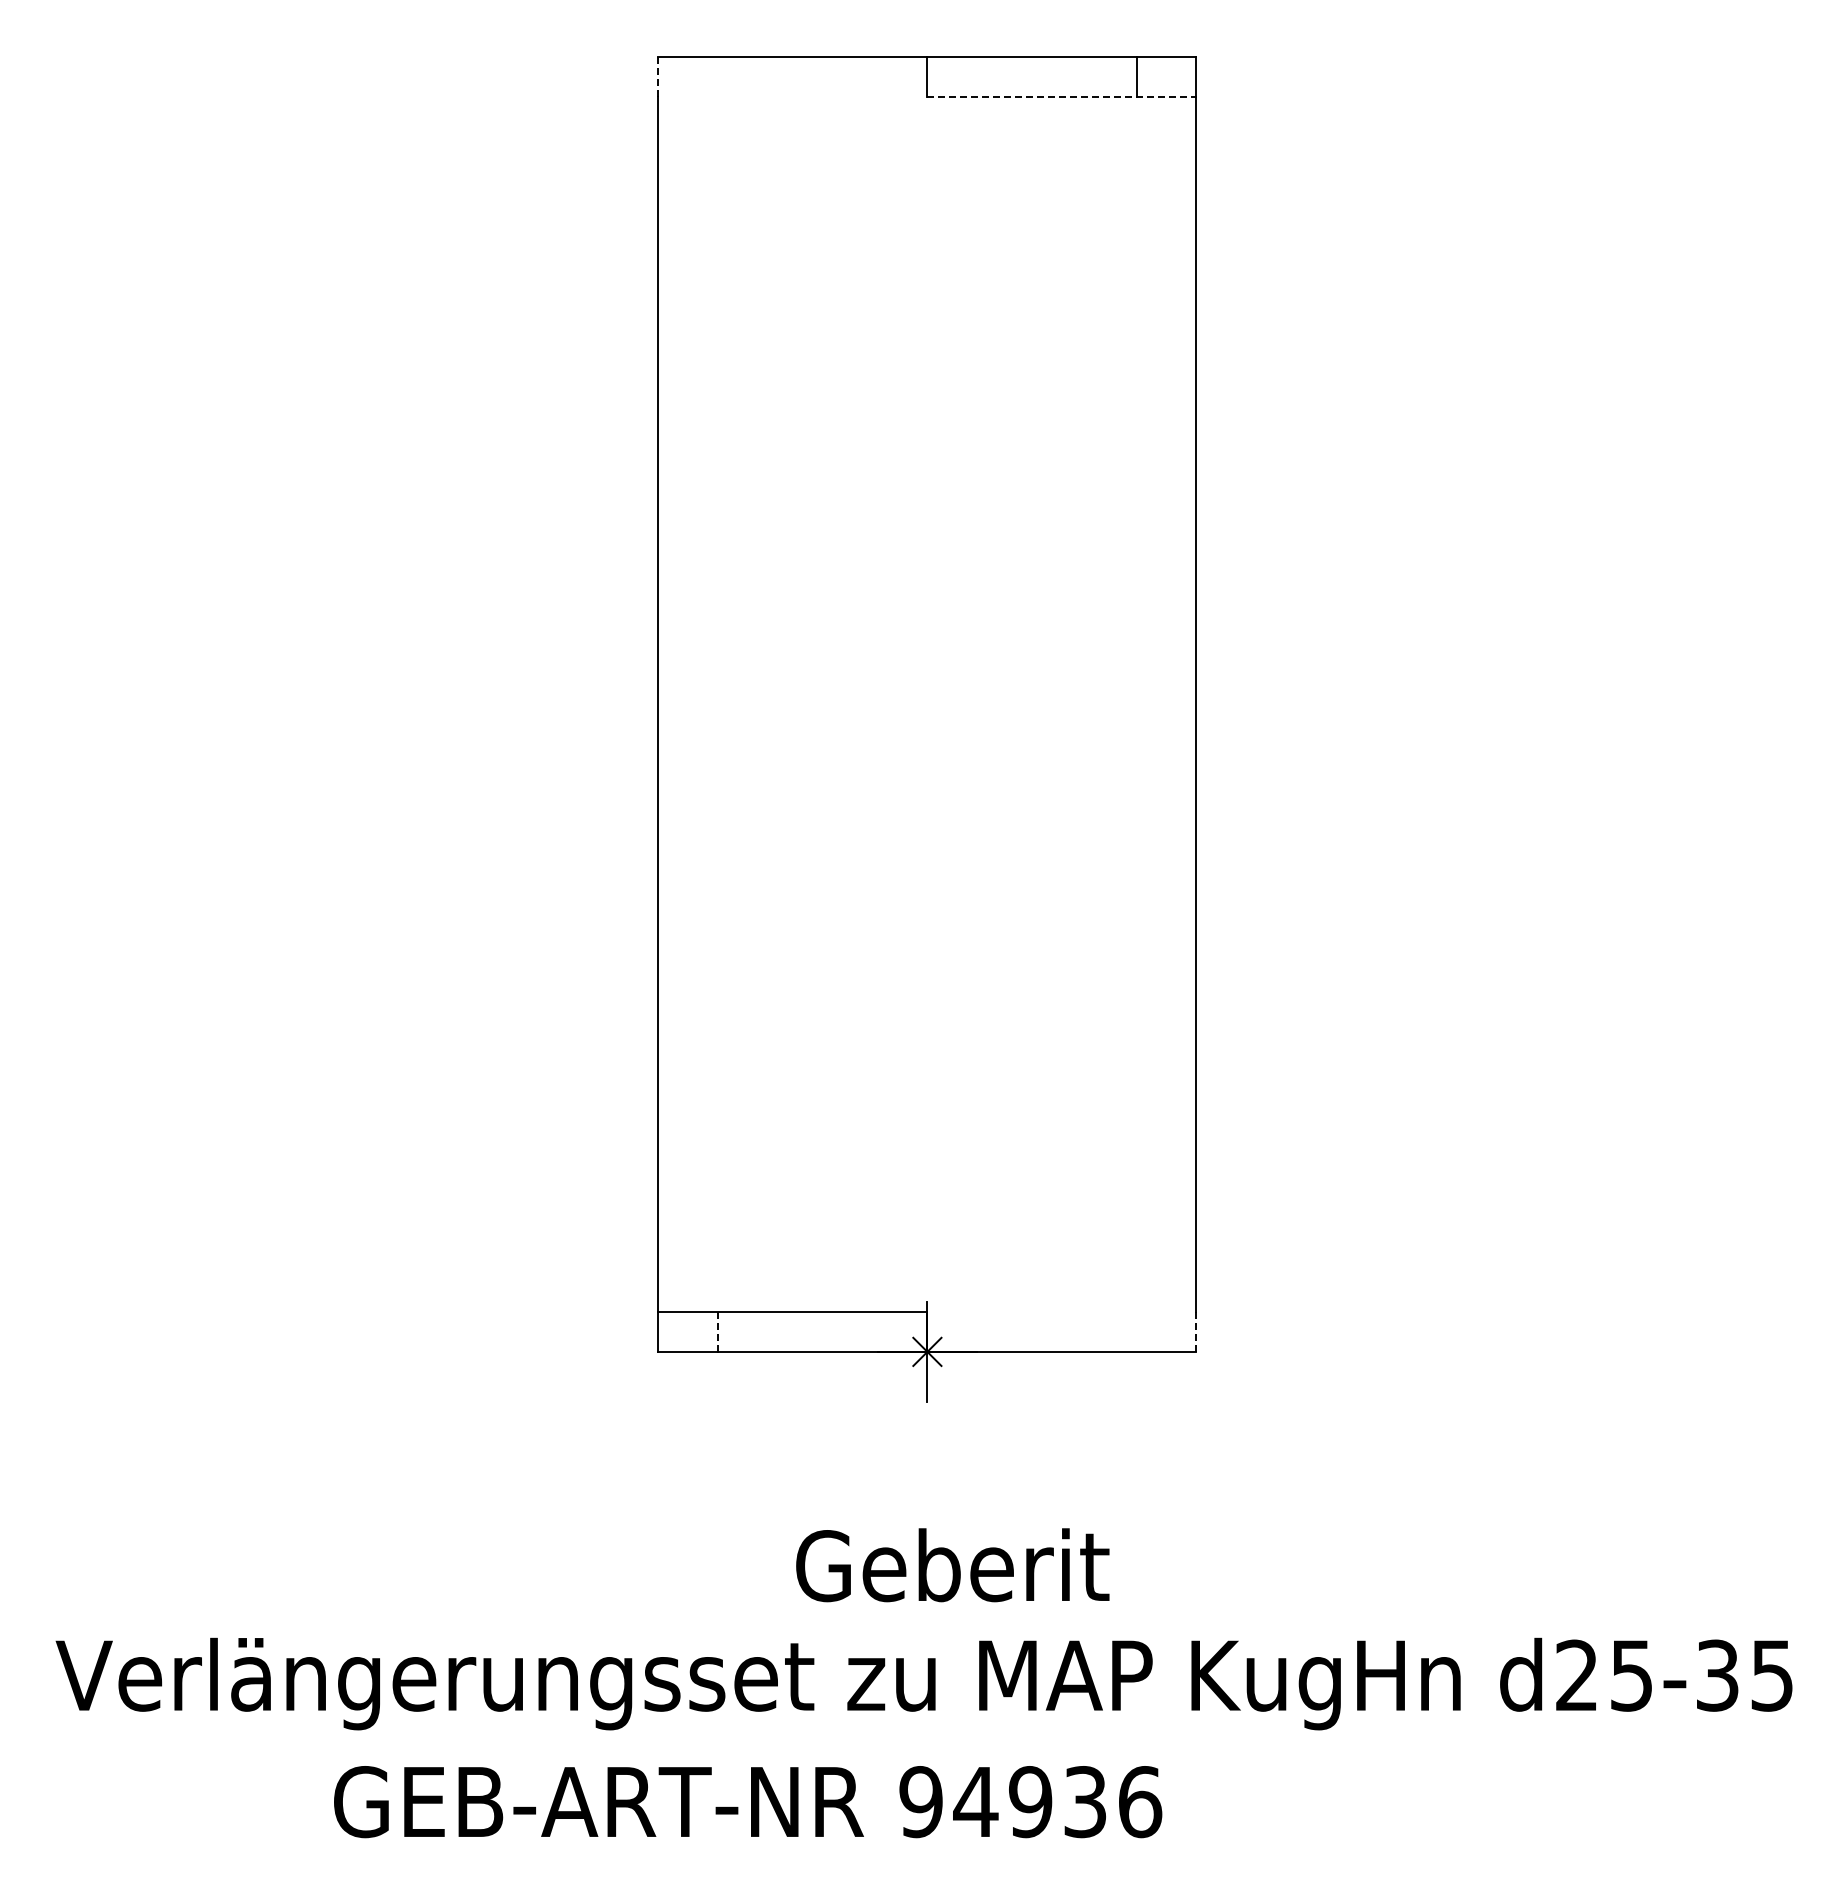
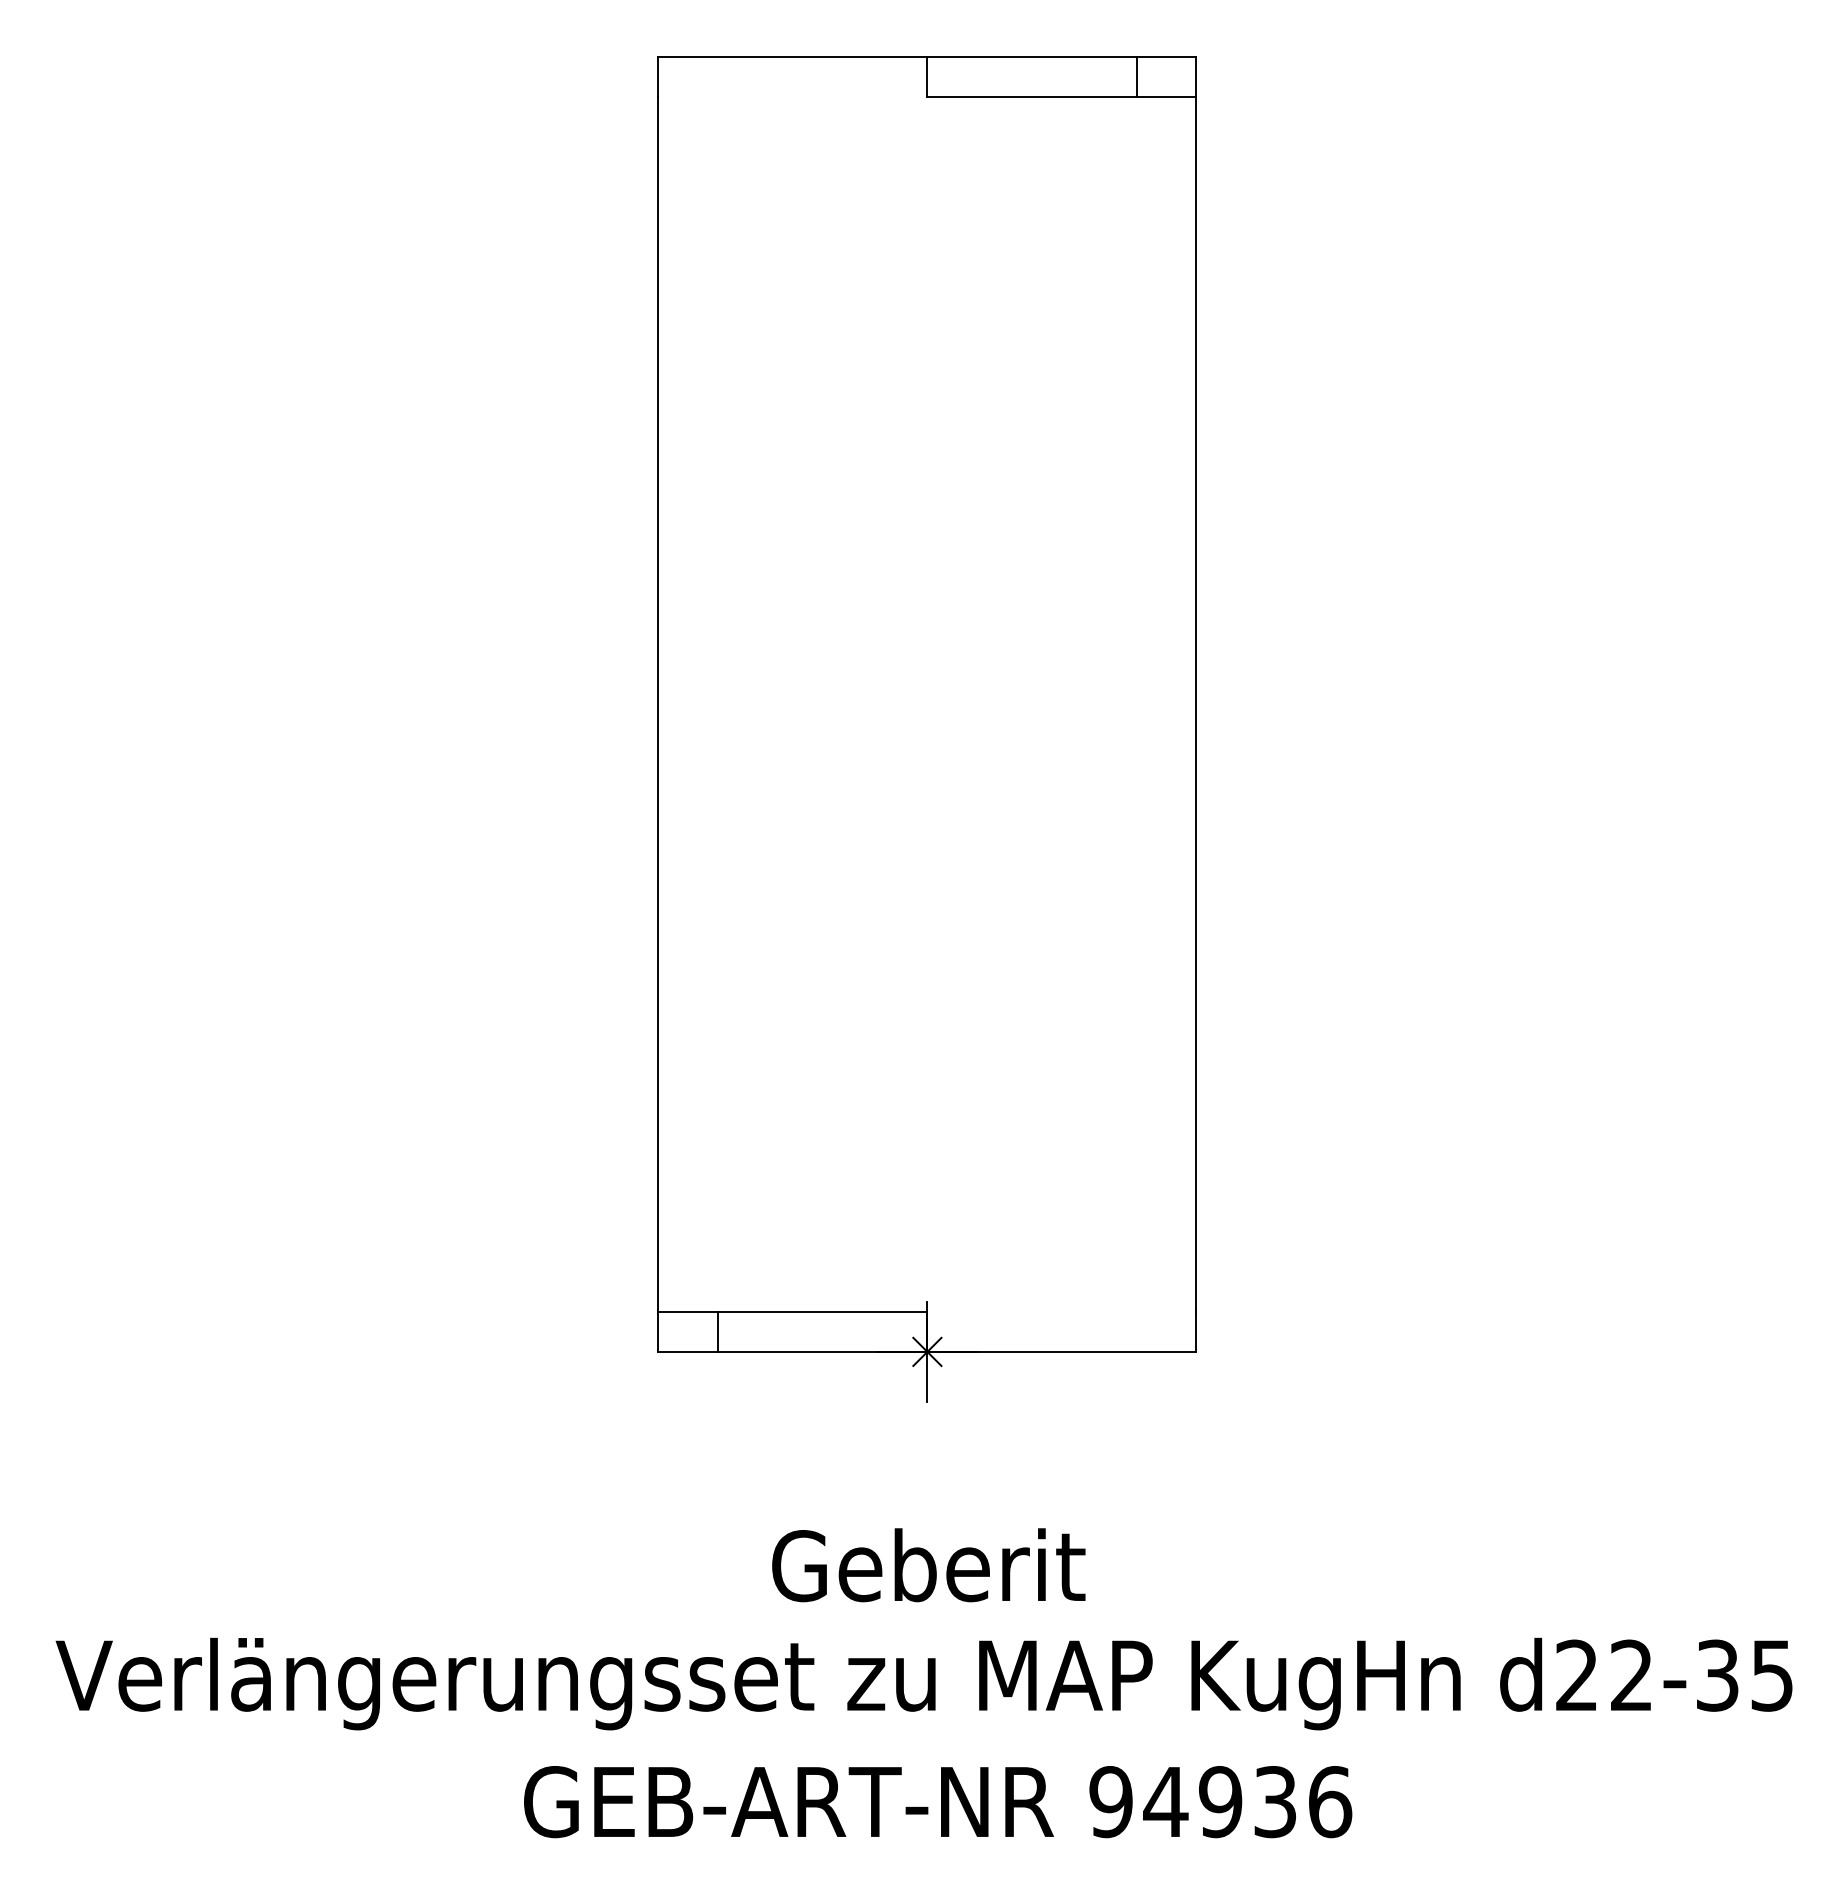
line: dashed -> solid (658, 76)
line: dashed -> solid (1062, 96)
line: dashed -> solid (718, 1331)
line: dashed -> solid (1196, 1331)
text position: (952, 1565) -> (928, 1565) (928, 1565)
text: d25-35 -> d22-35 (1631, 1675)
text position: (748, 1802) -> (938, 1802) (938, 1802)
